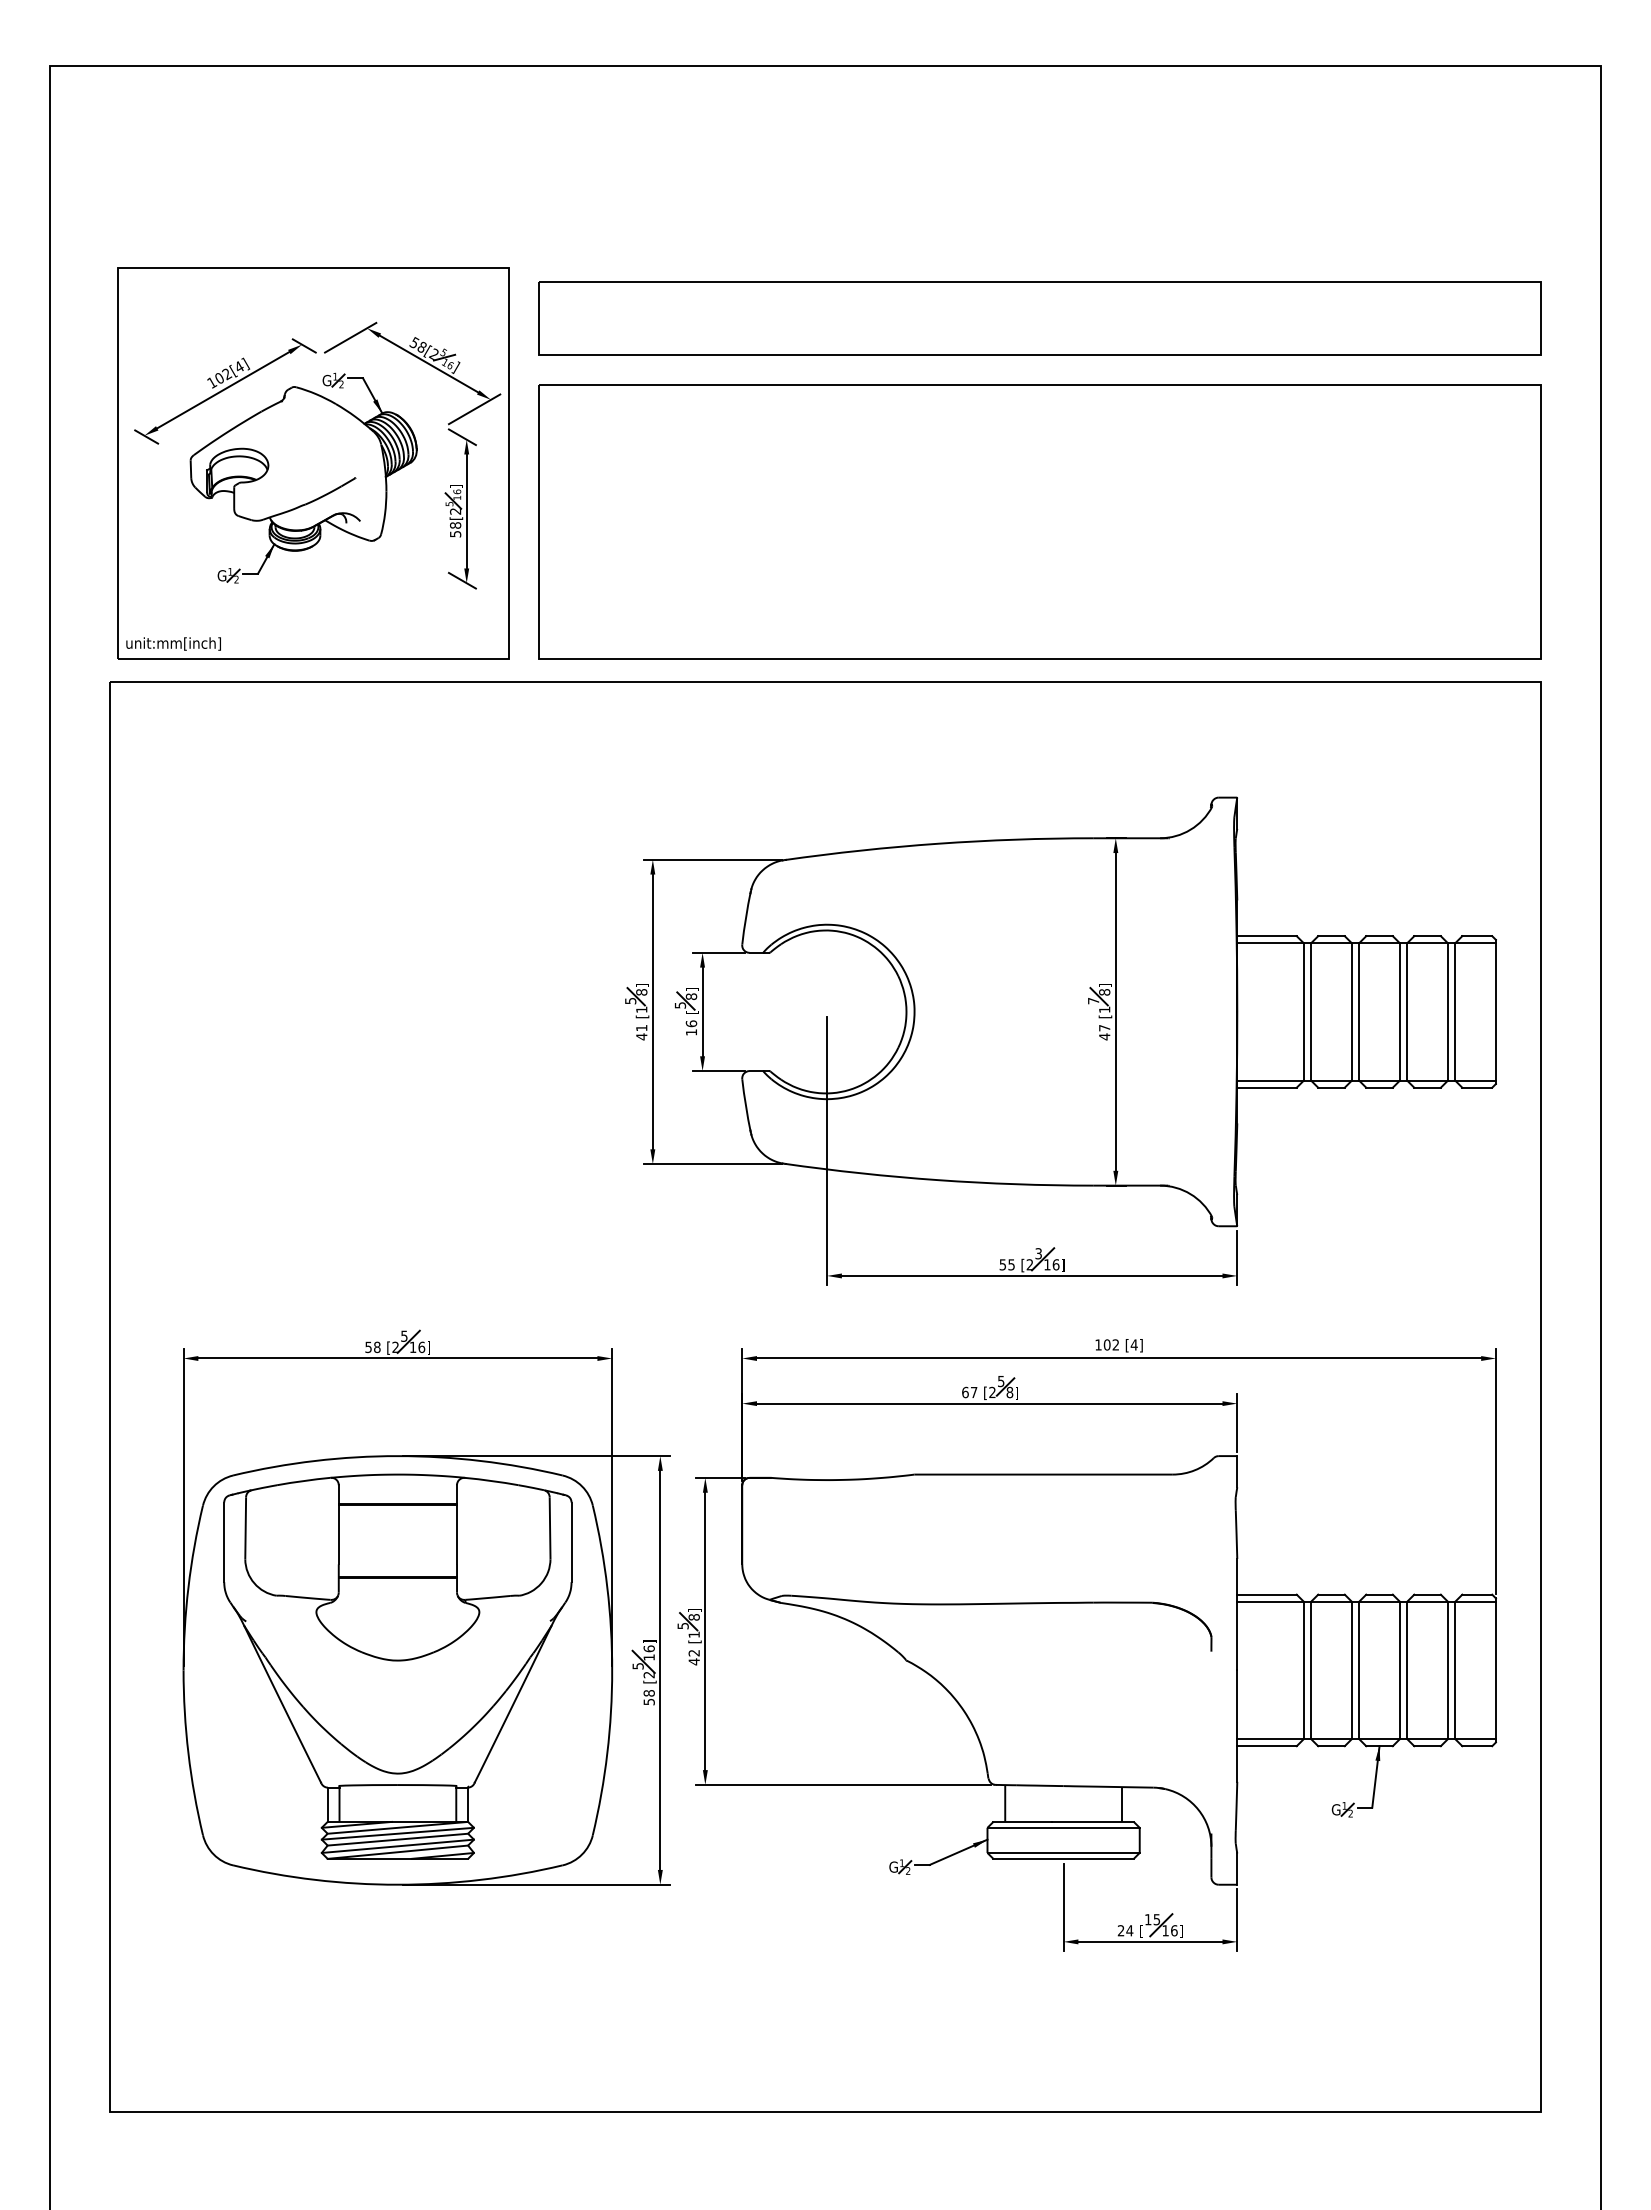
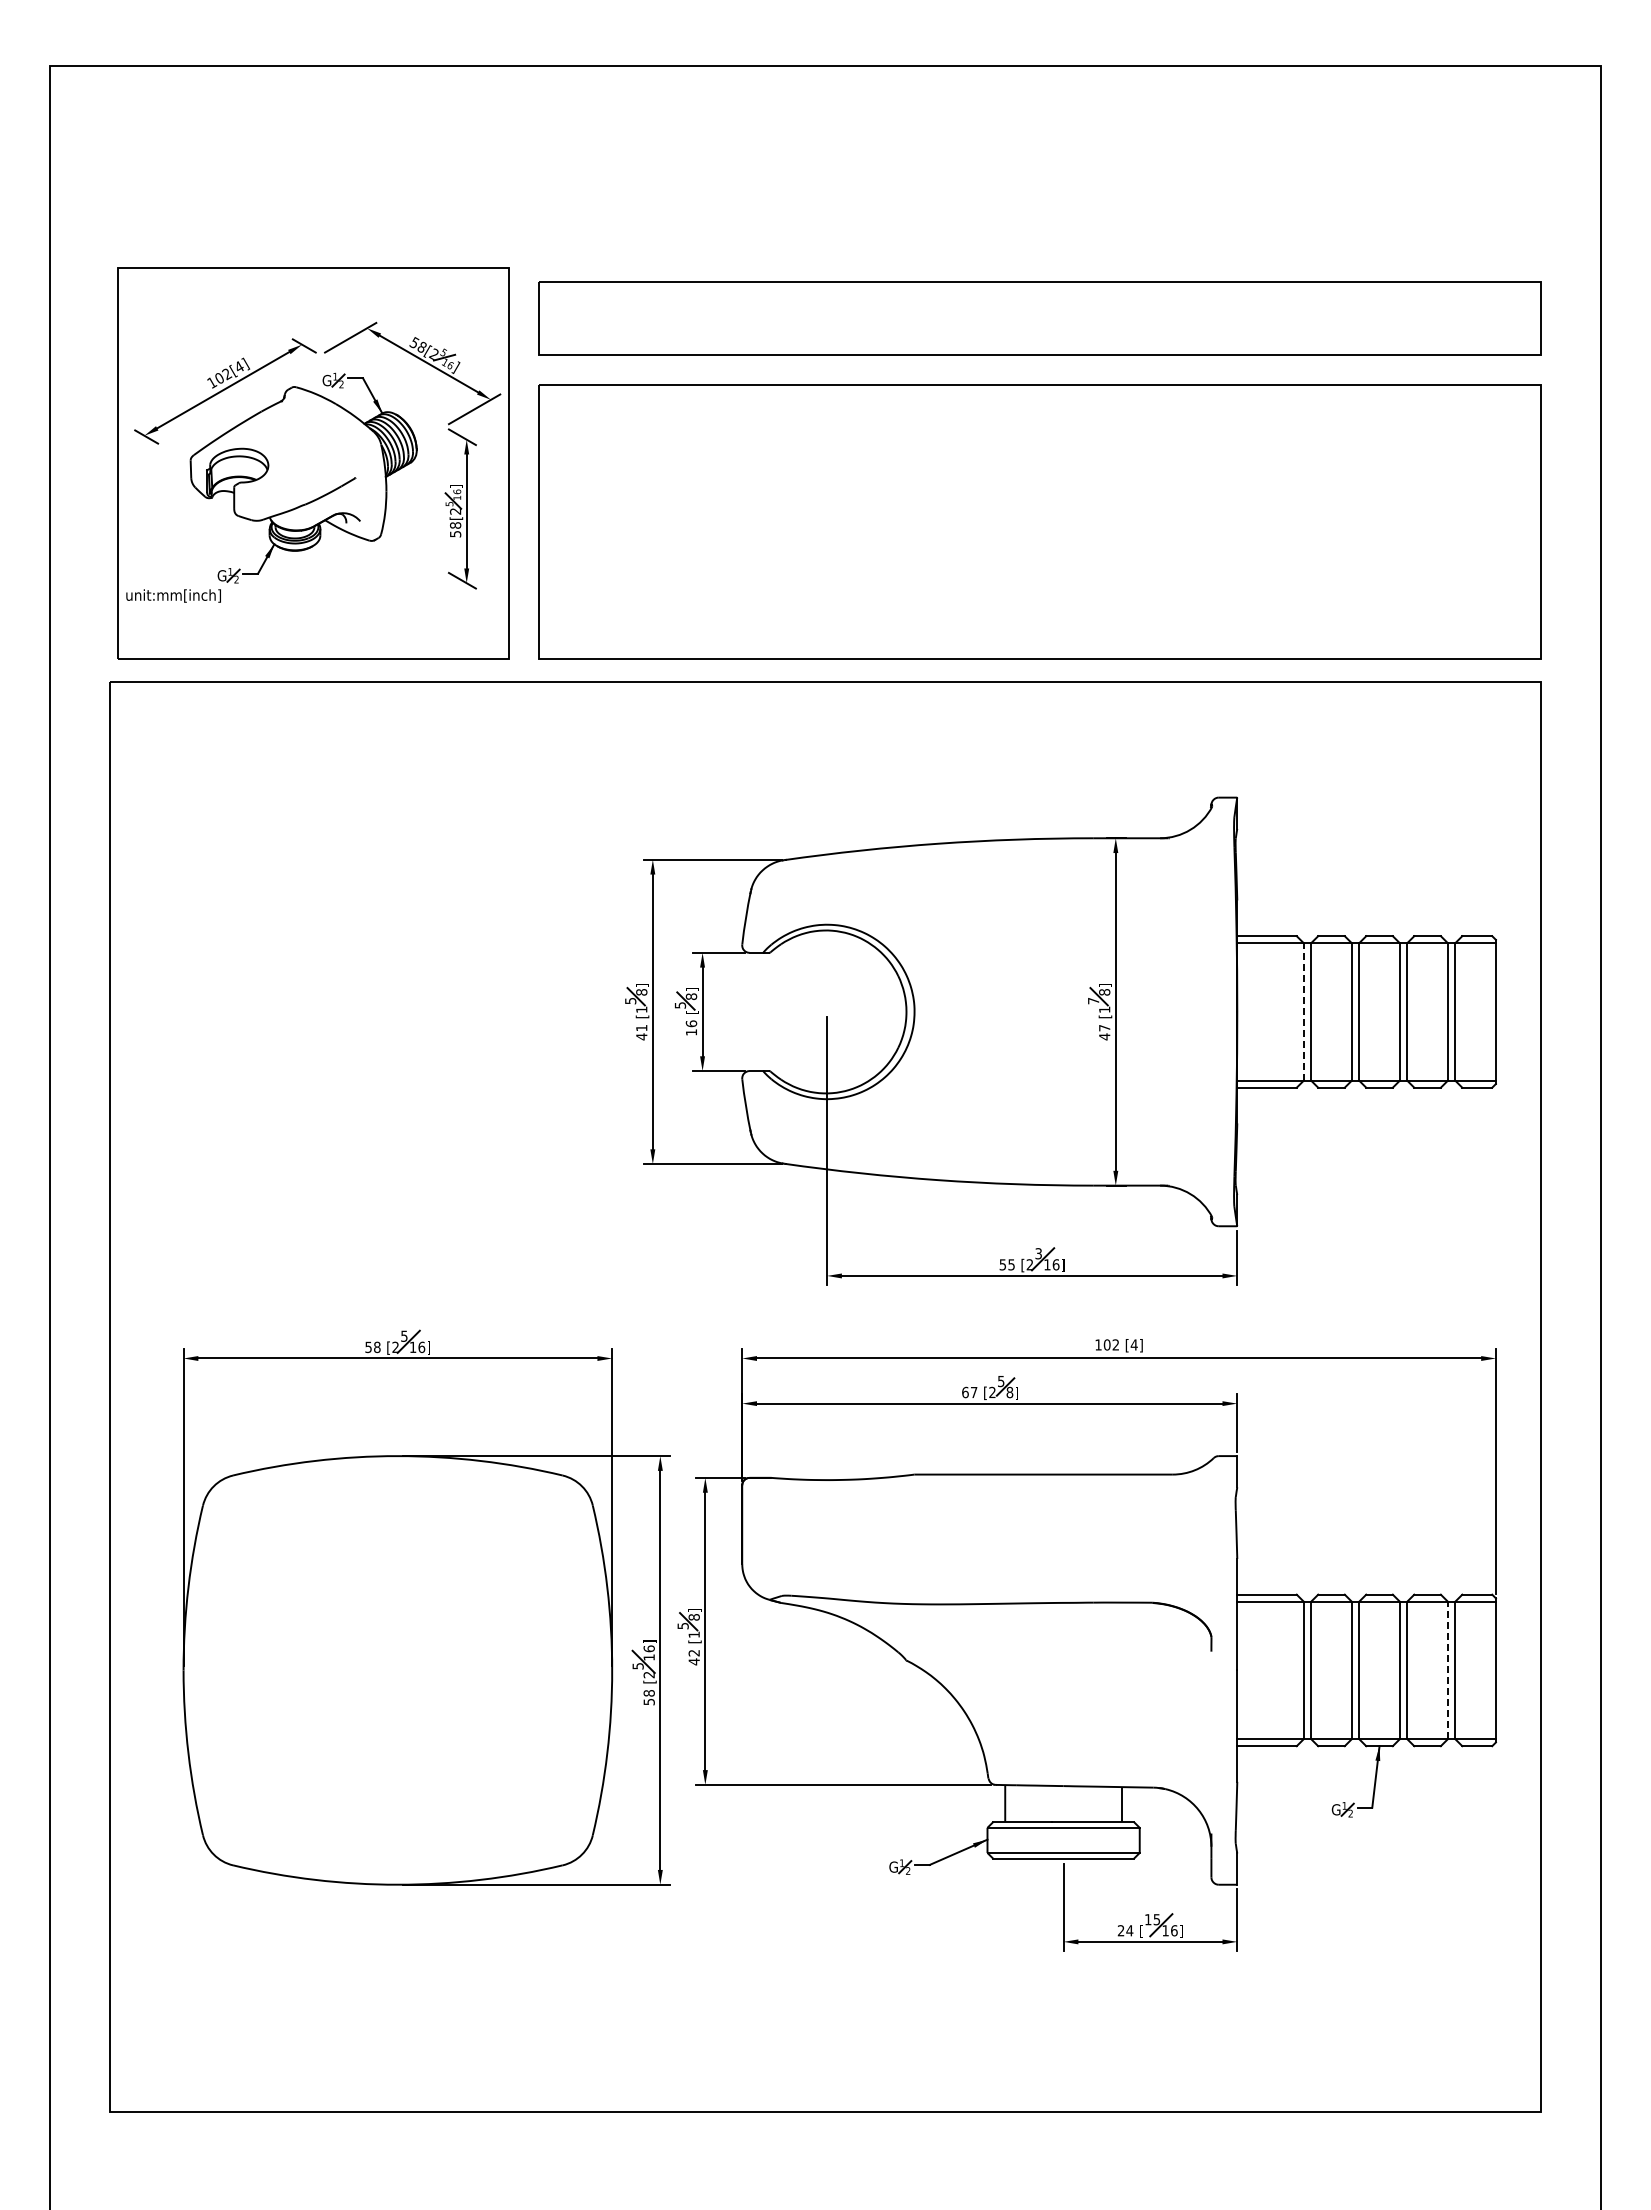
text position: (173, 643) -> (173, 595) (173, 595)
line: solid -> dashed (1303, 1011)
part: present -> none (397, 1666)
line: solid -> dashed (1447, 1670)
